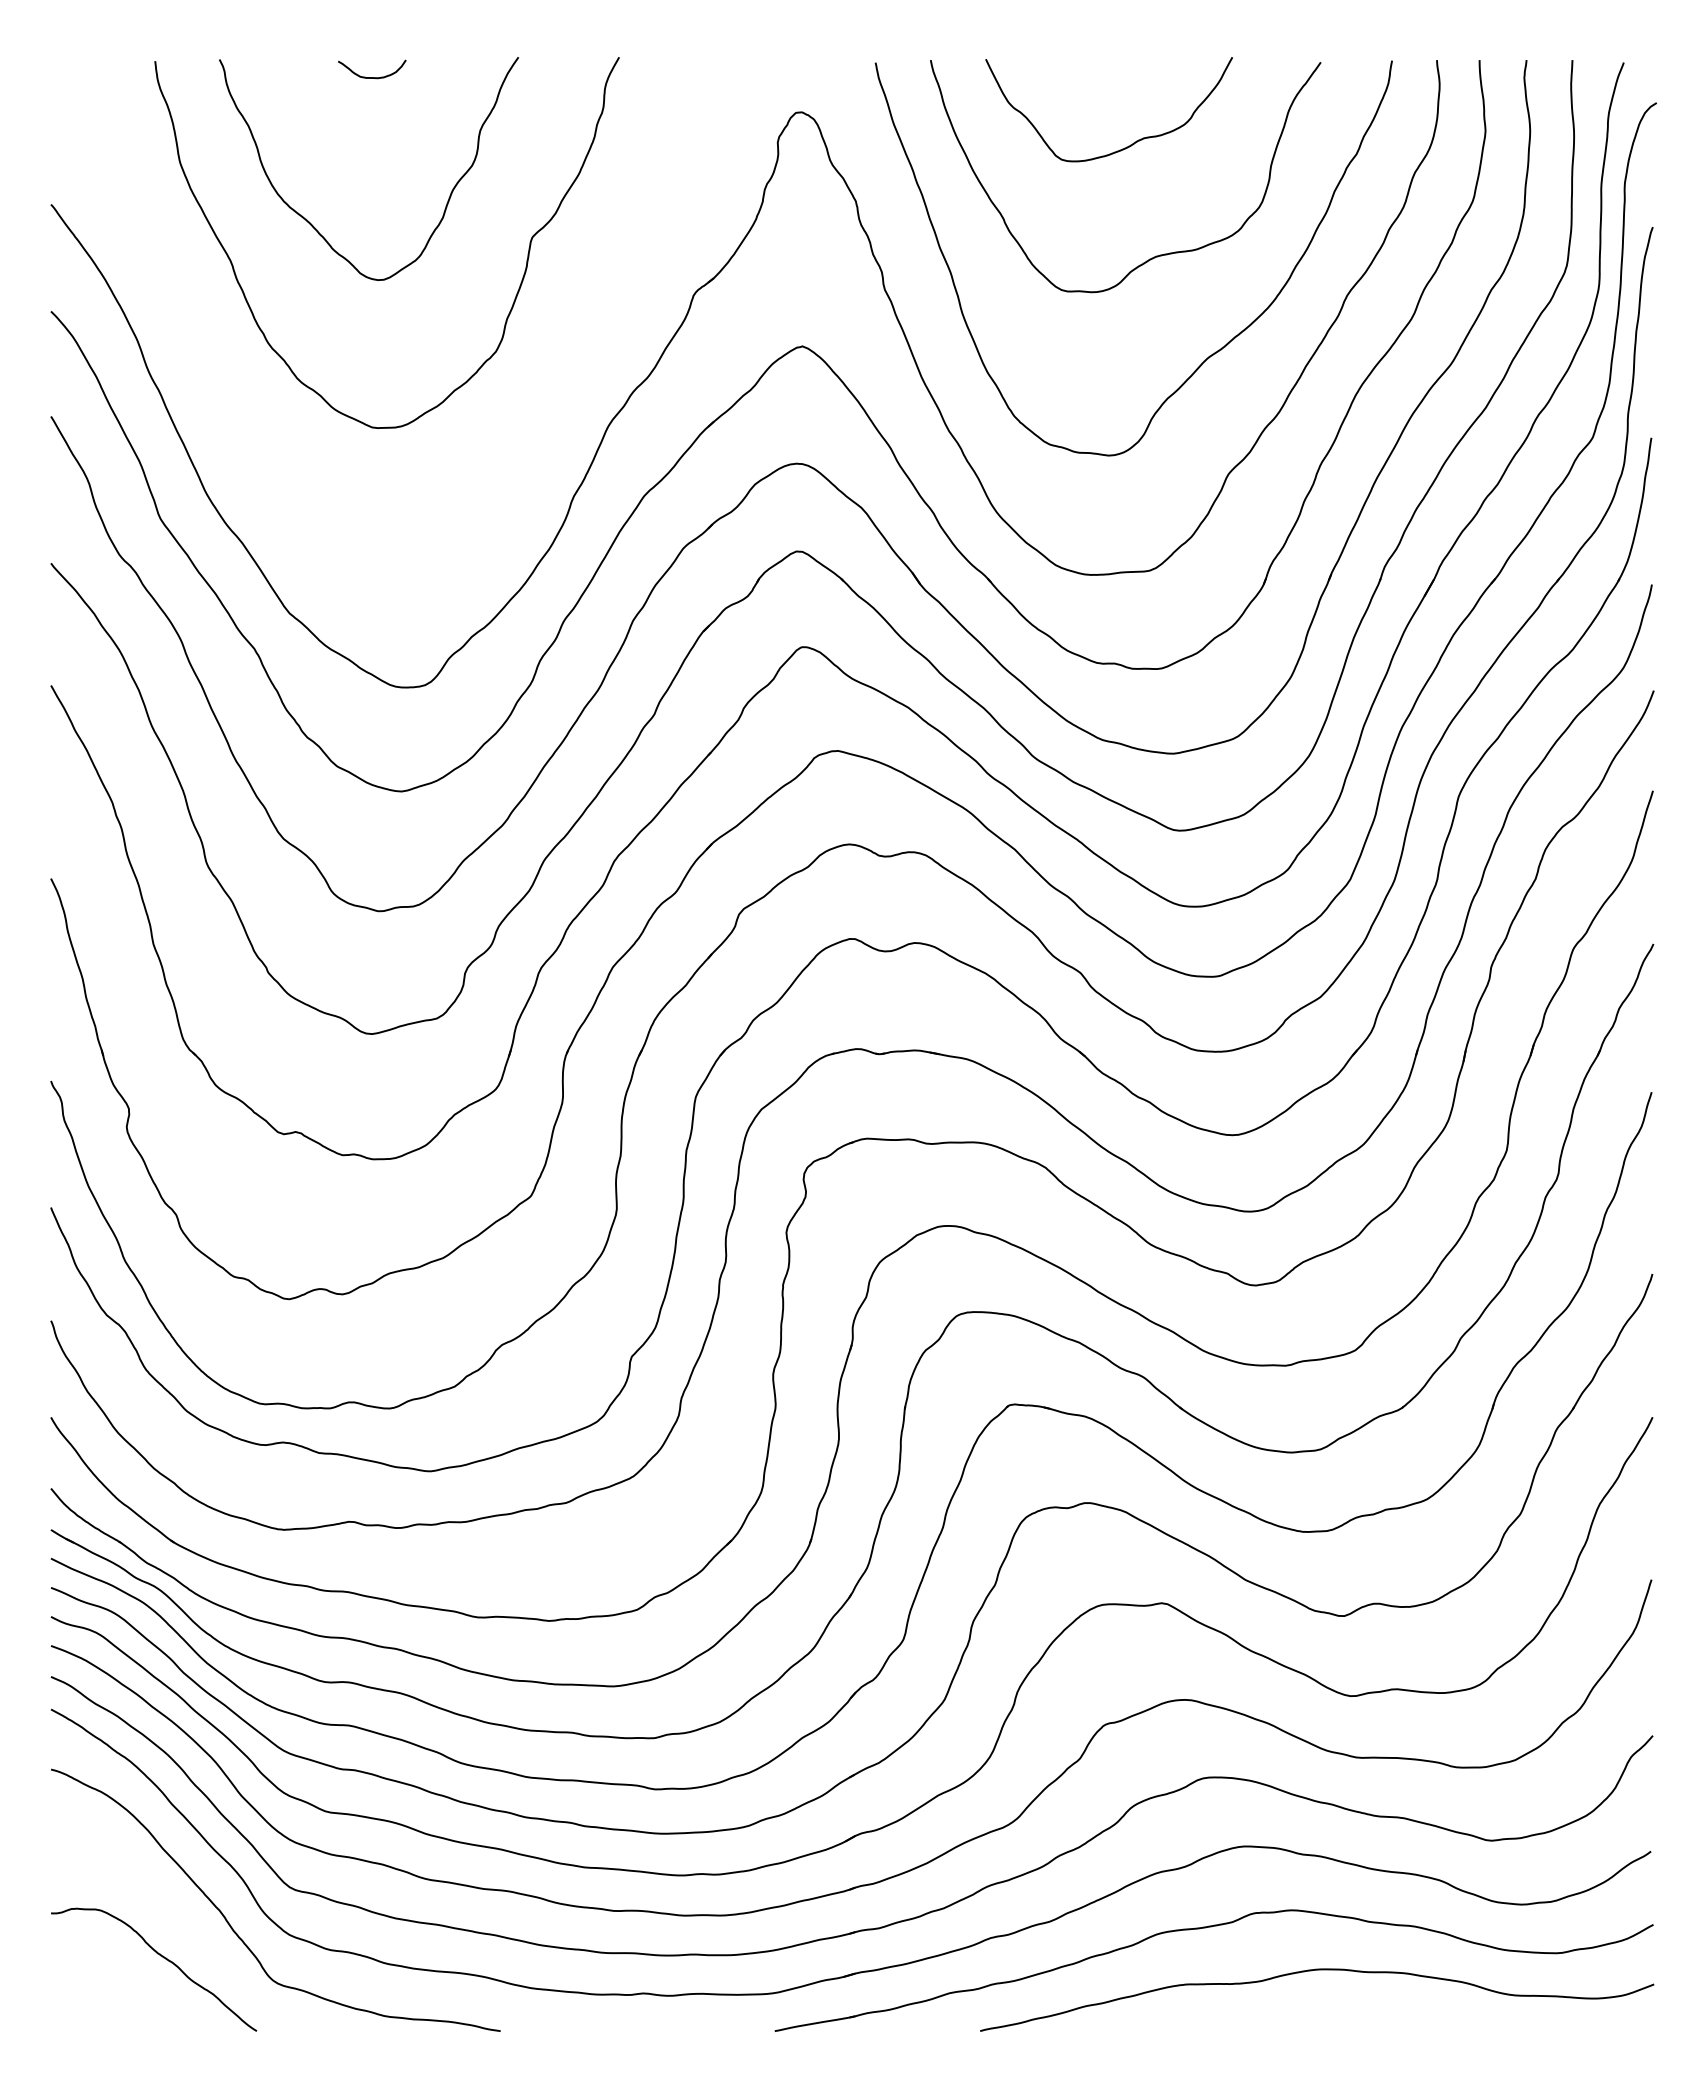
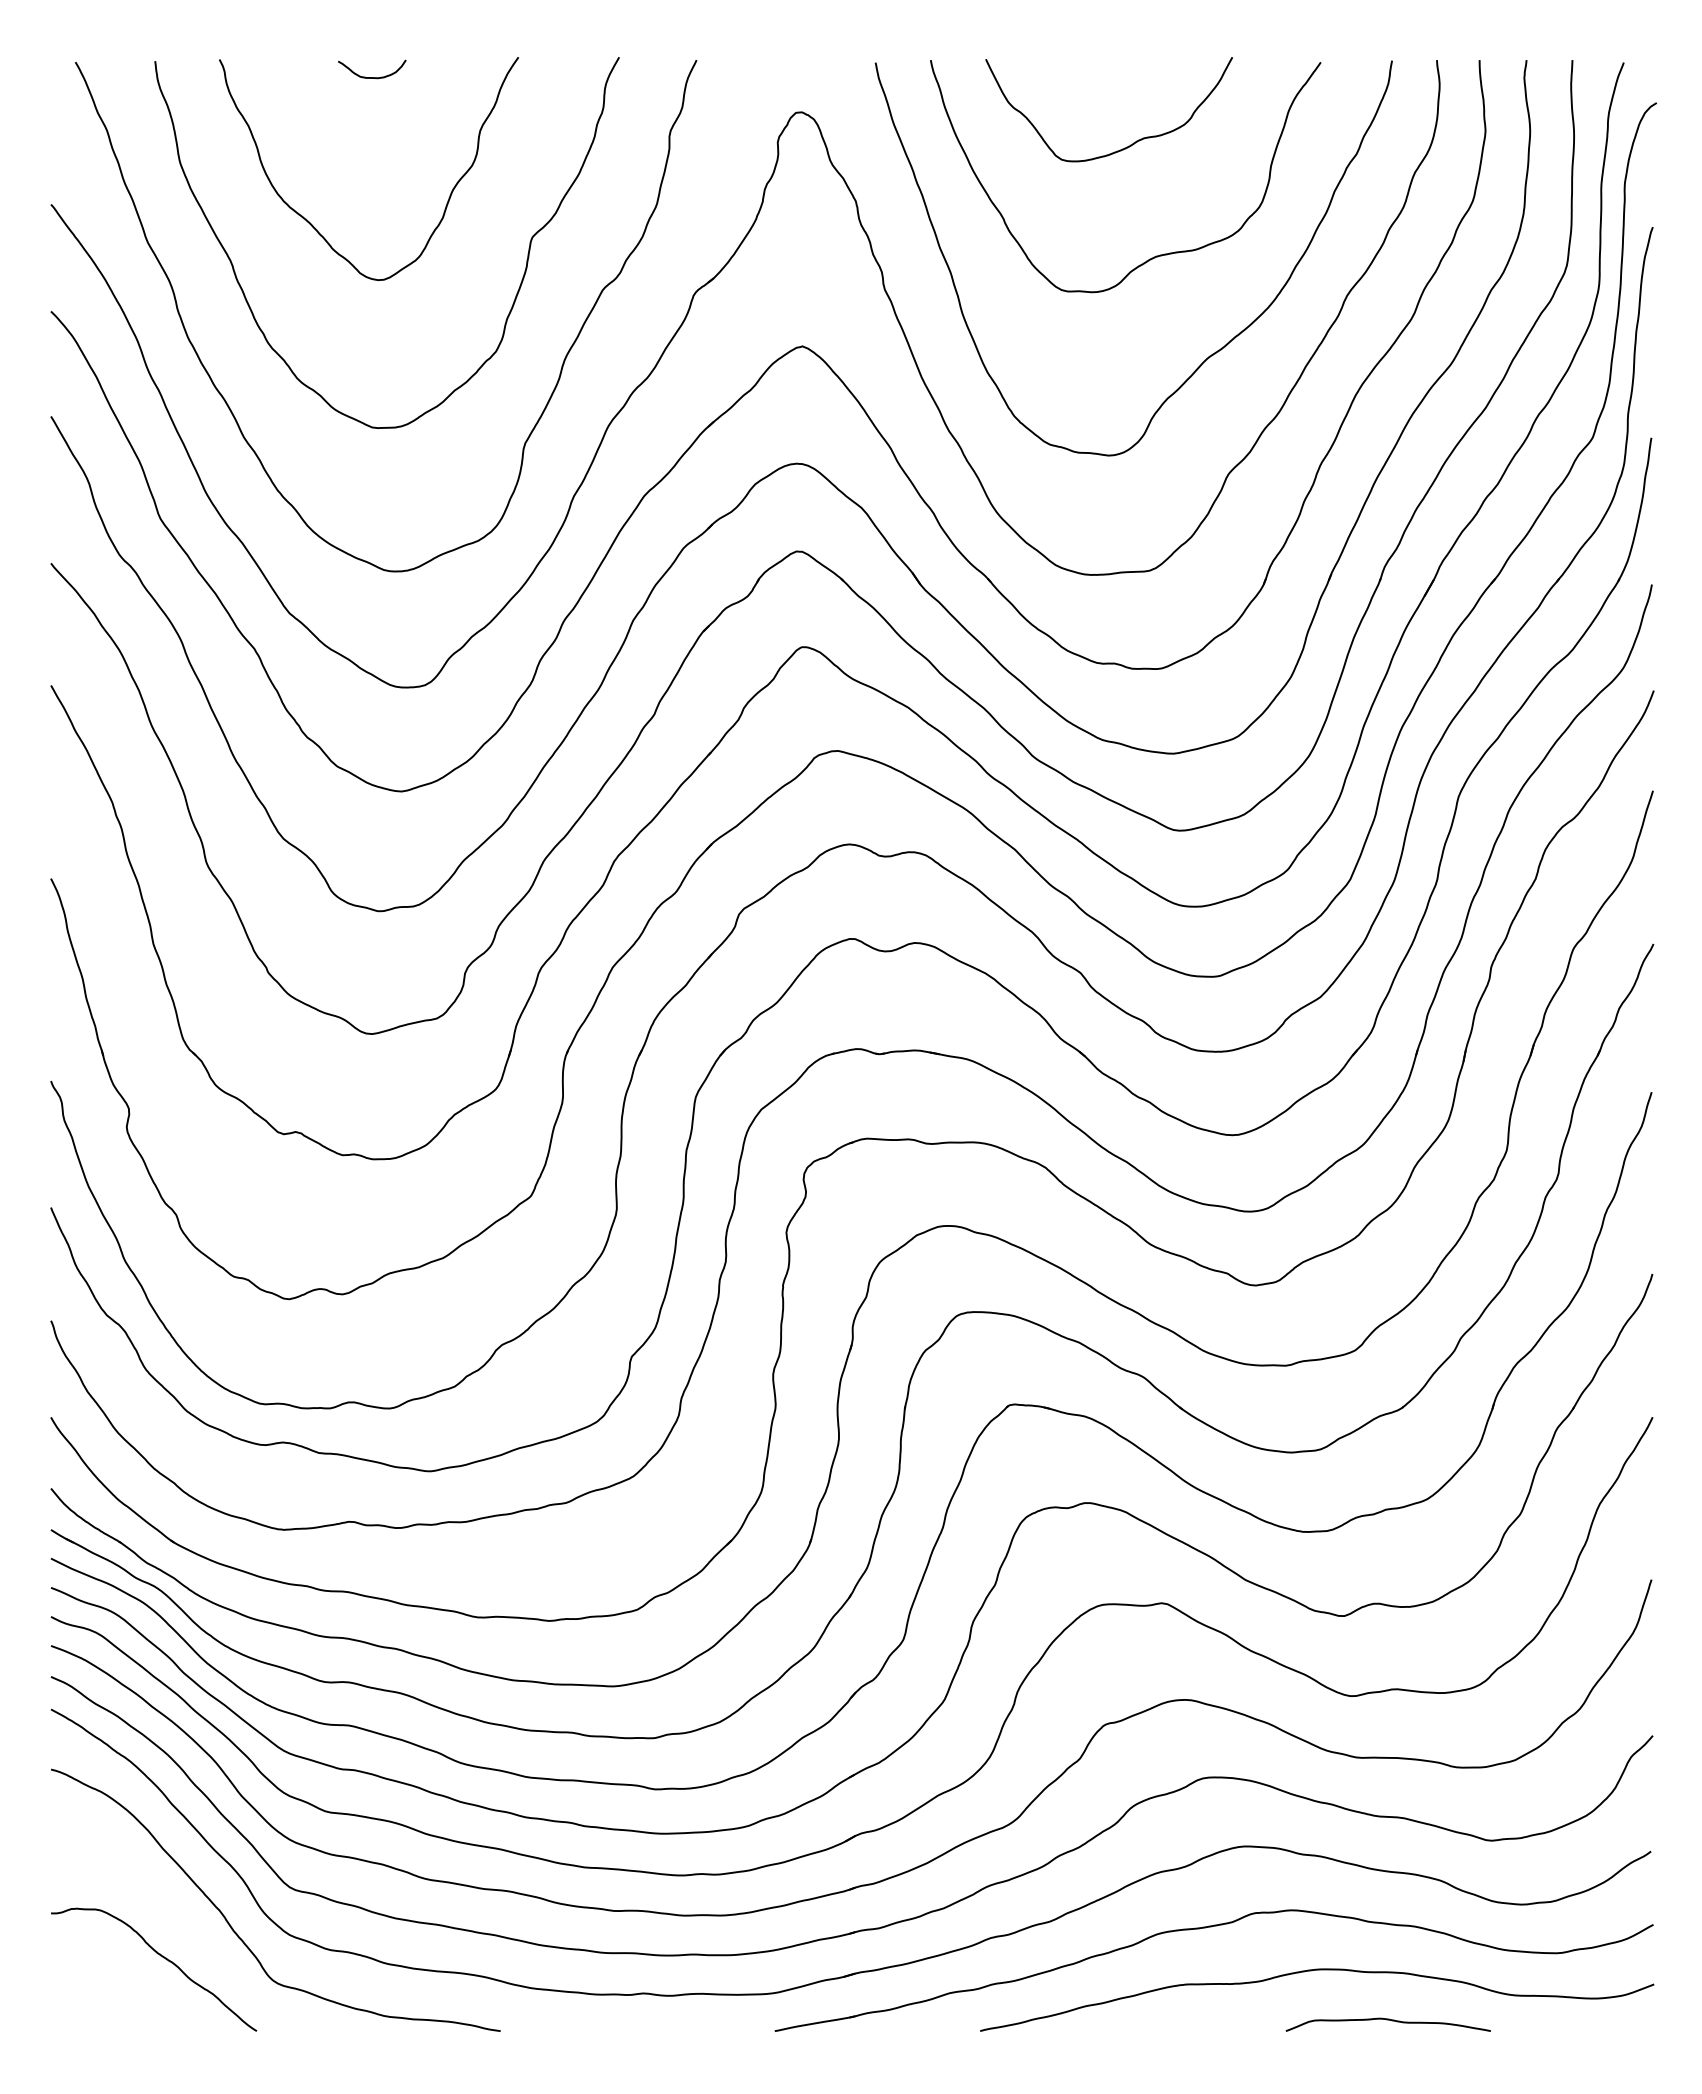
curve: none -> present (231, 409)
curve: none -> present (1387, 2020)
